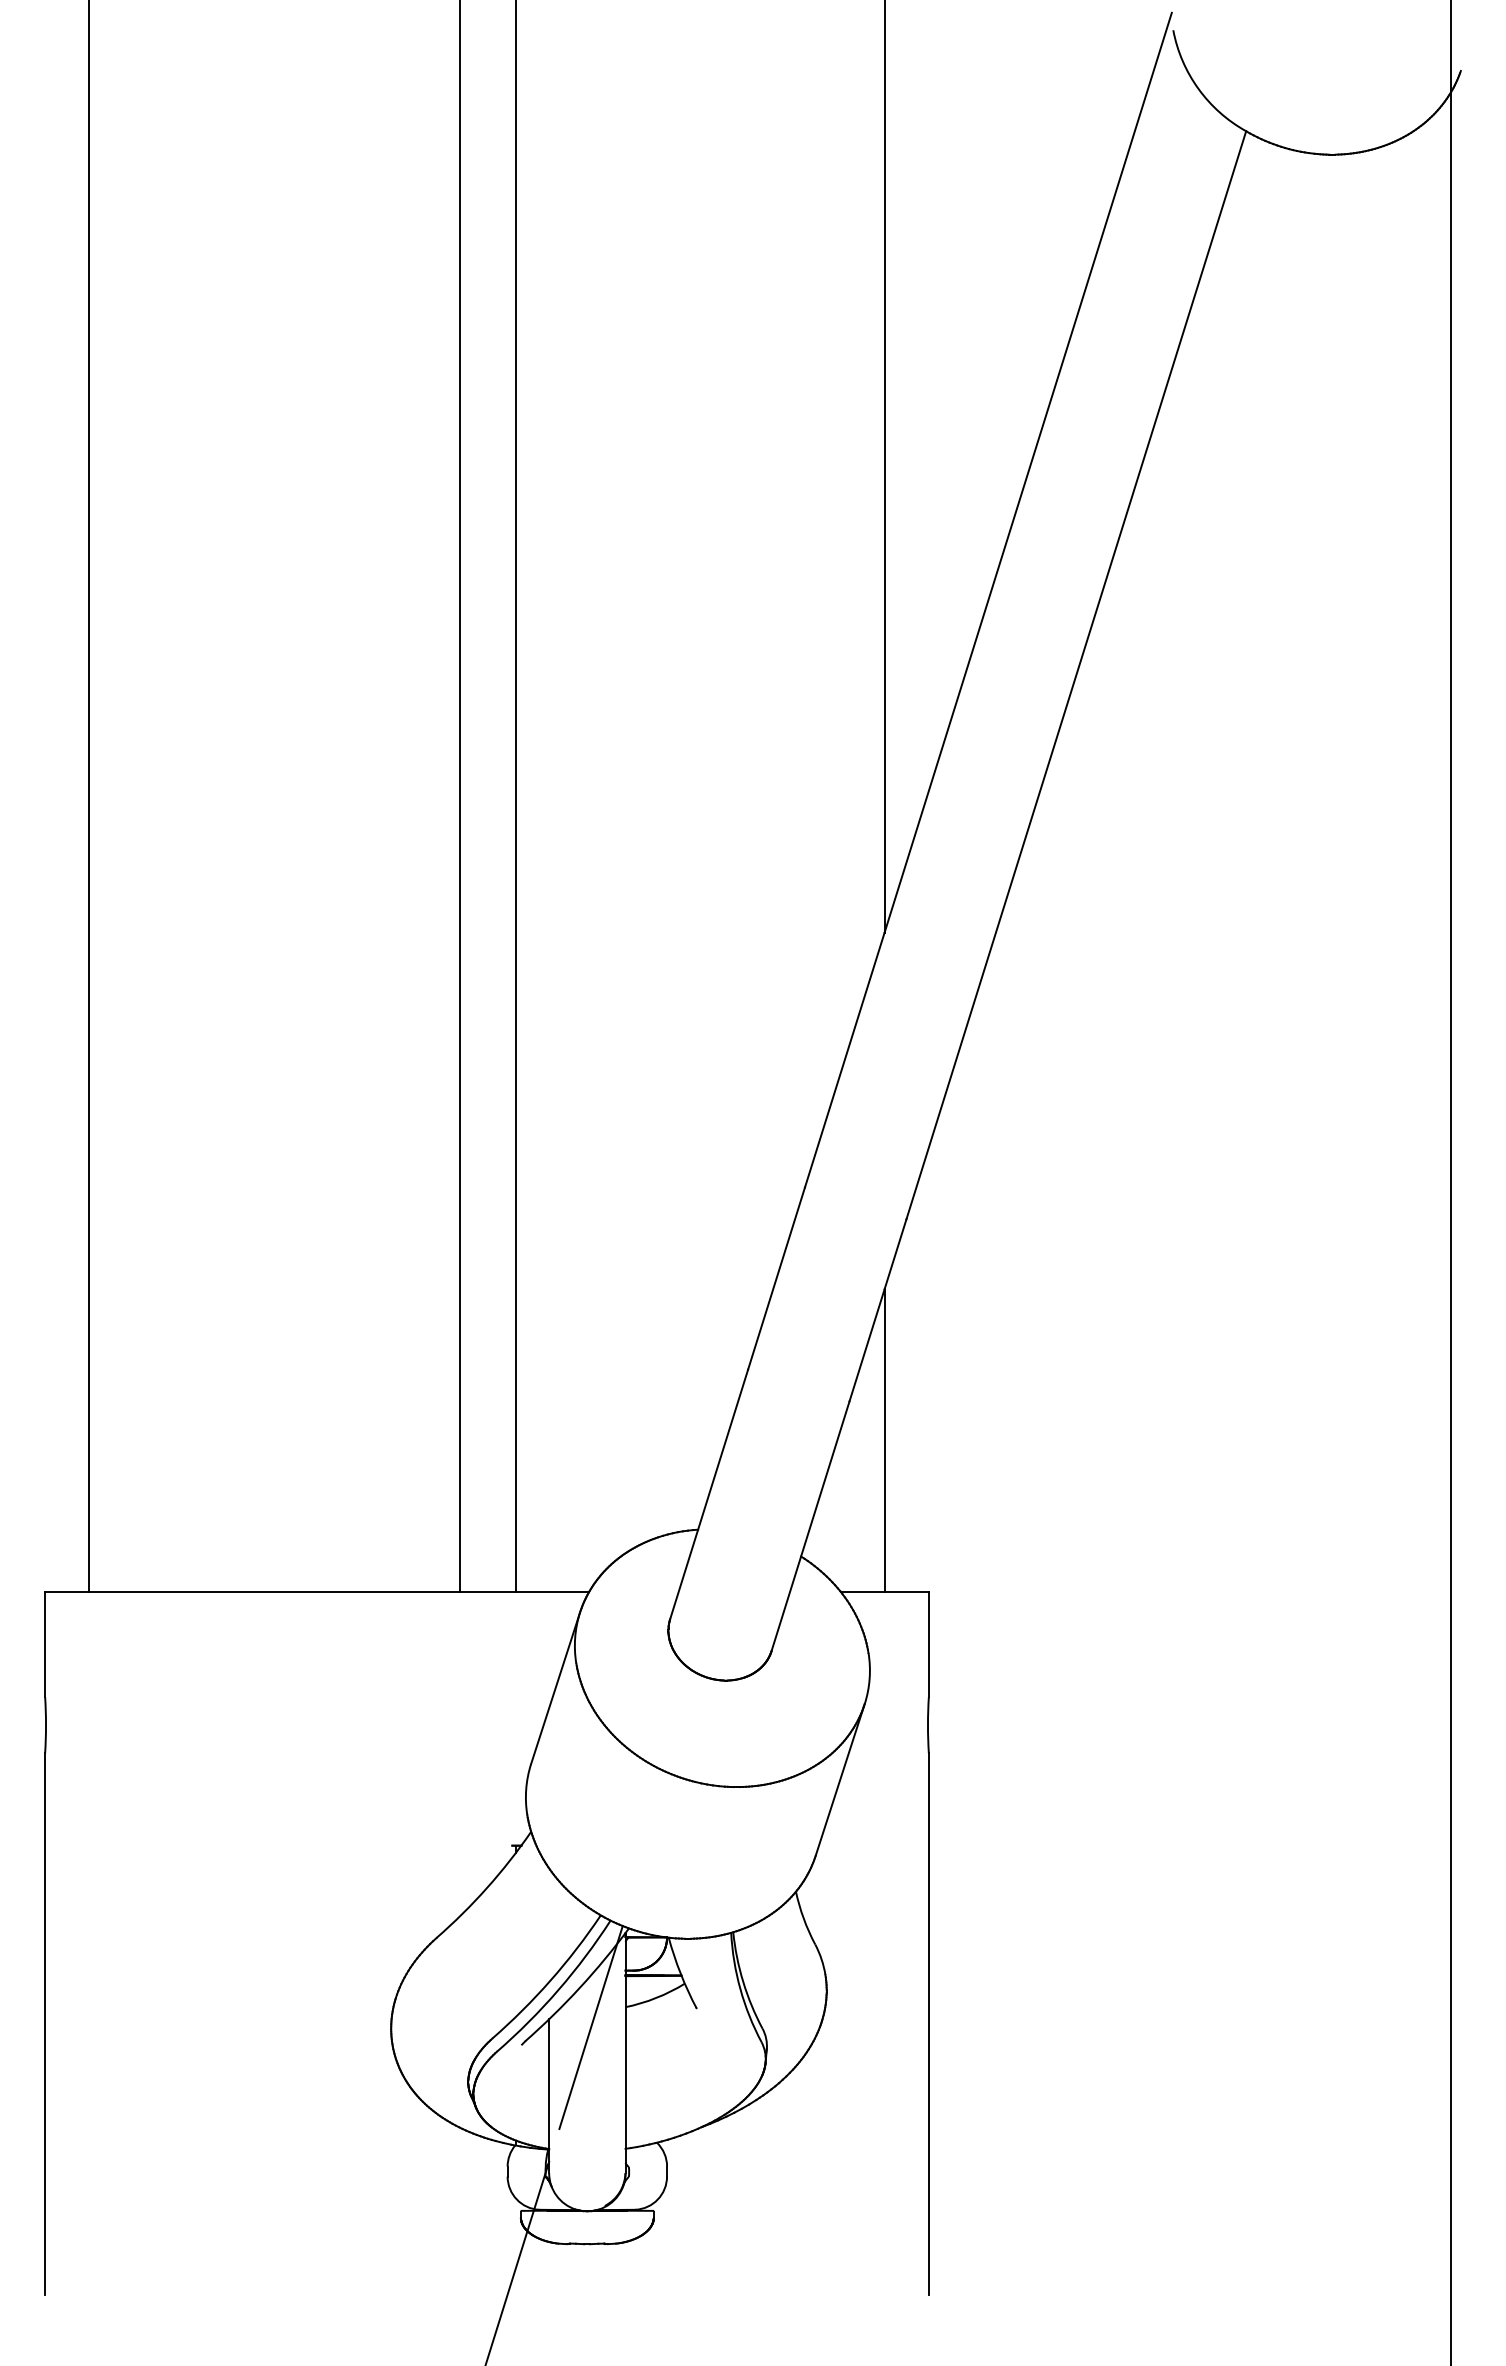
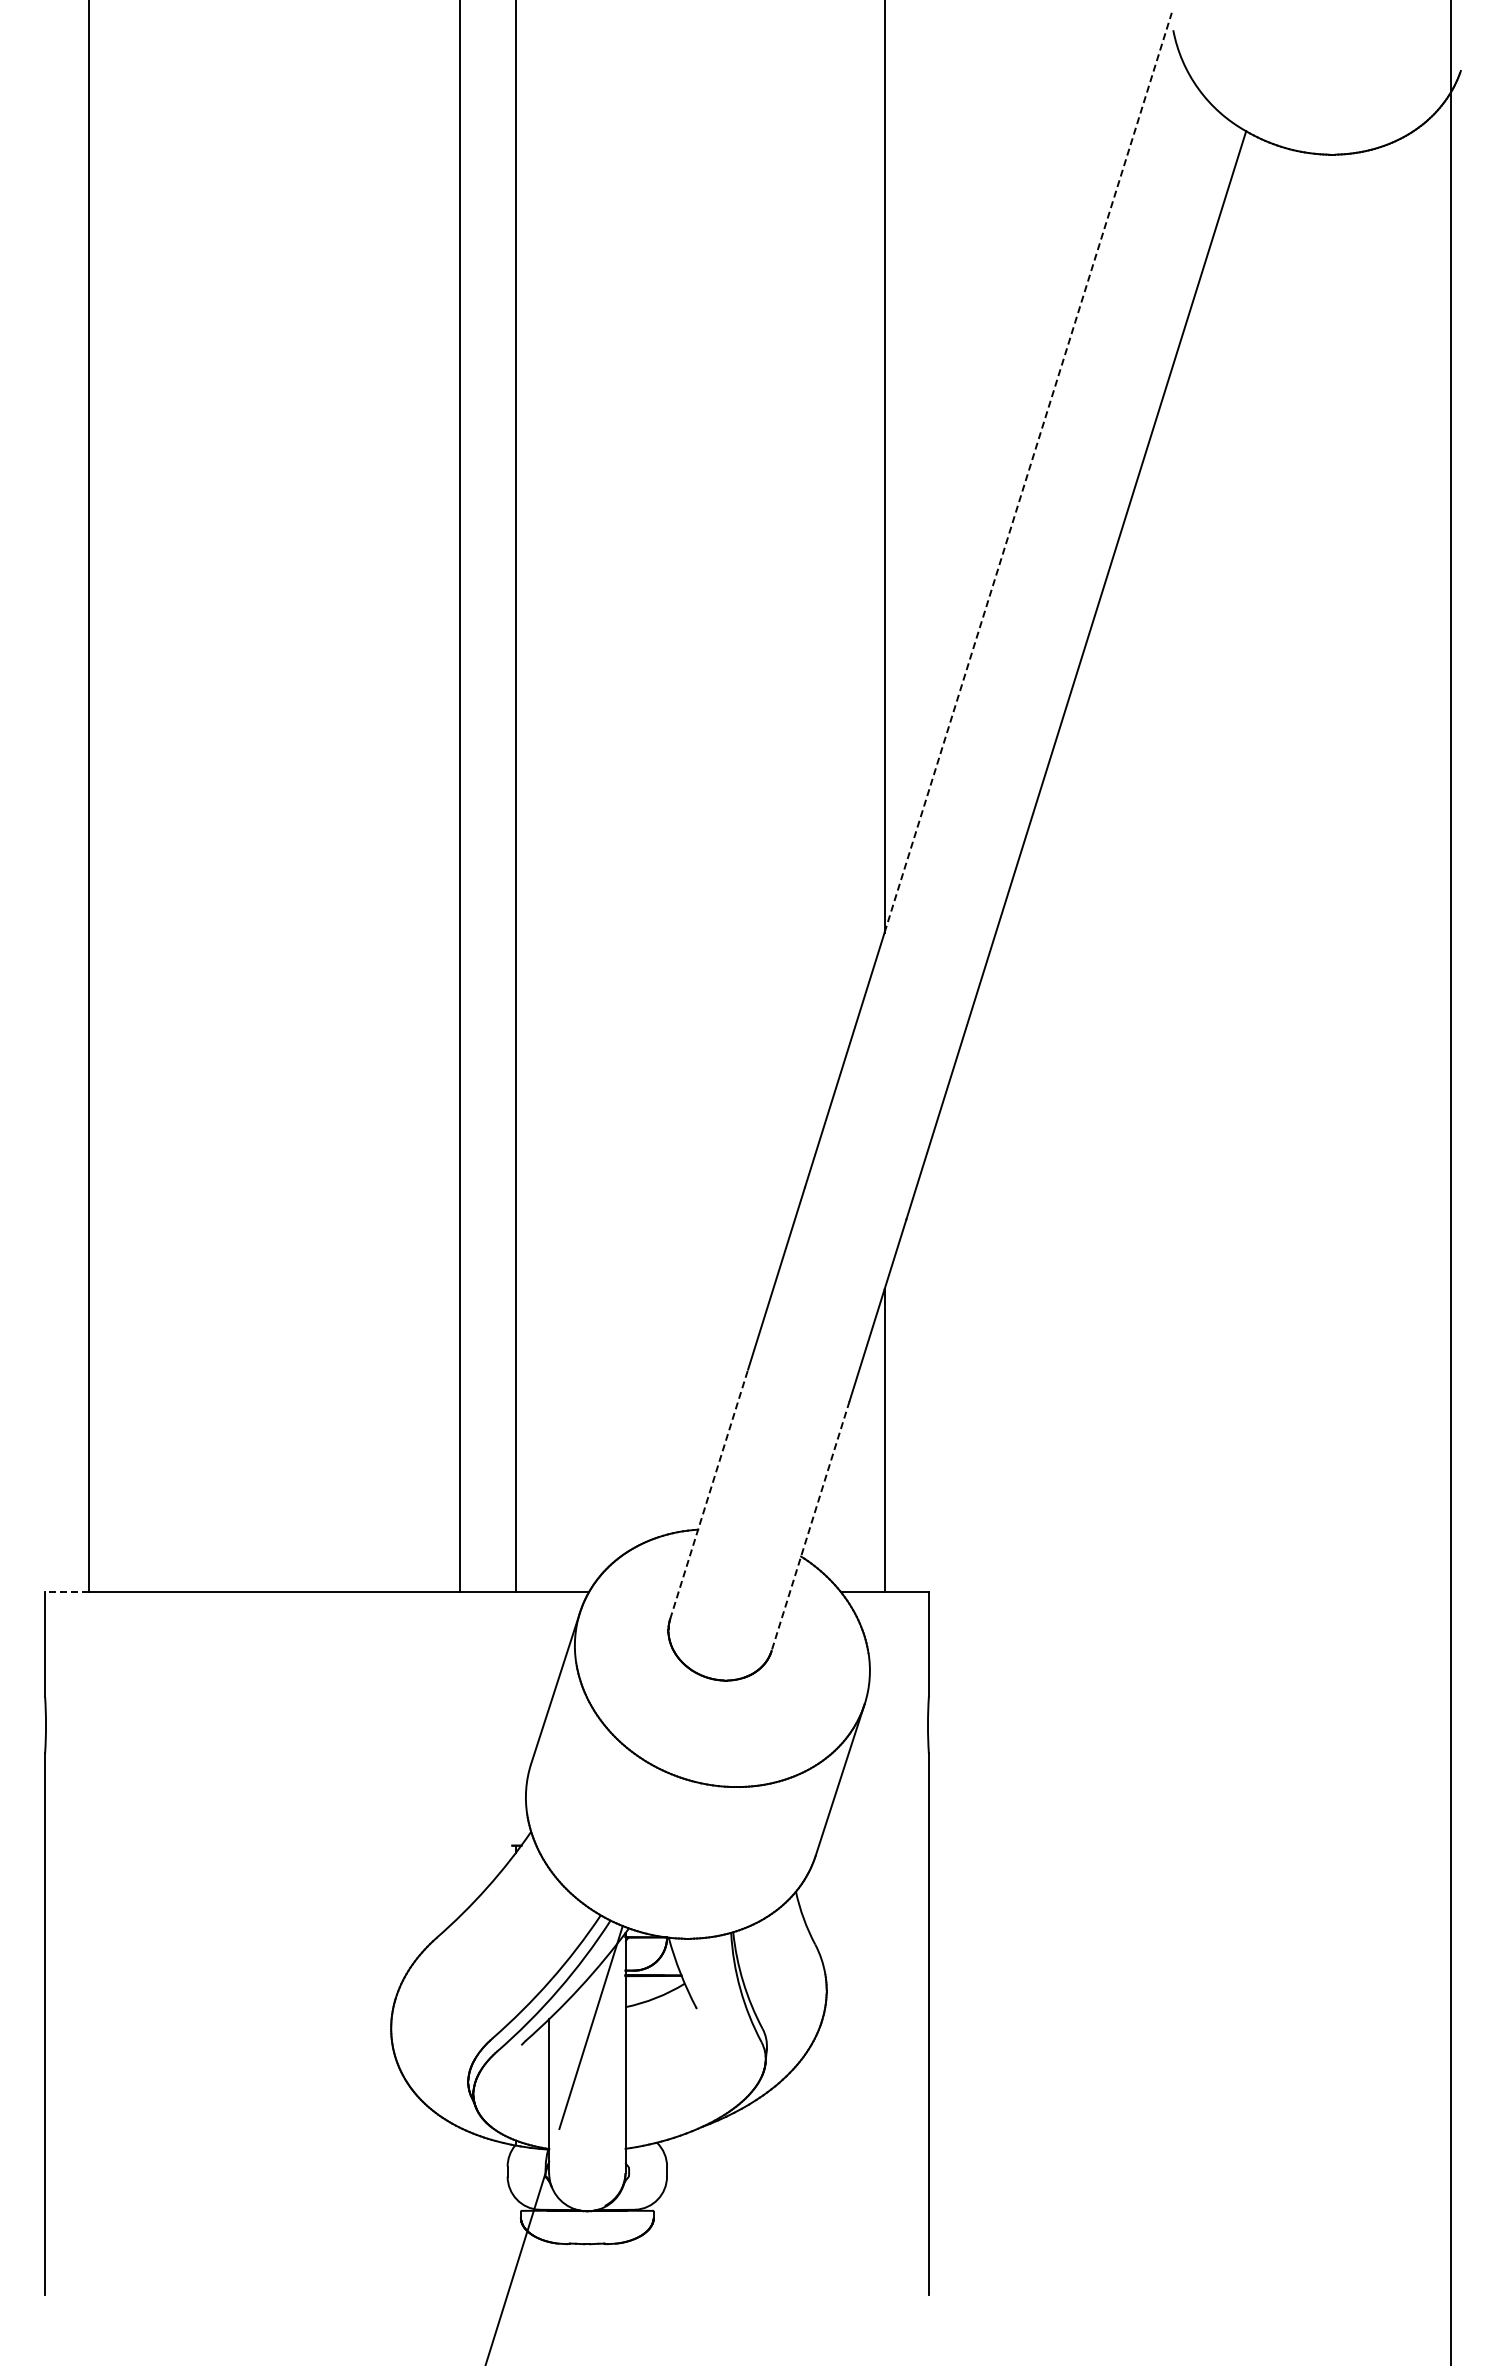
line: solid -> dashed (1028, 472)
line: solid -> dashed (709, 1494)
line: solid -> dashed (810, 1526)
line: solid -> dashed (66, 1592)
